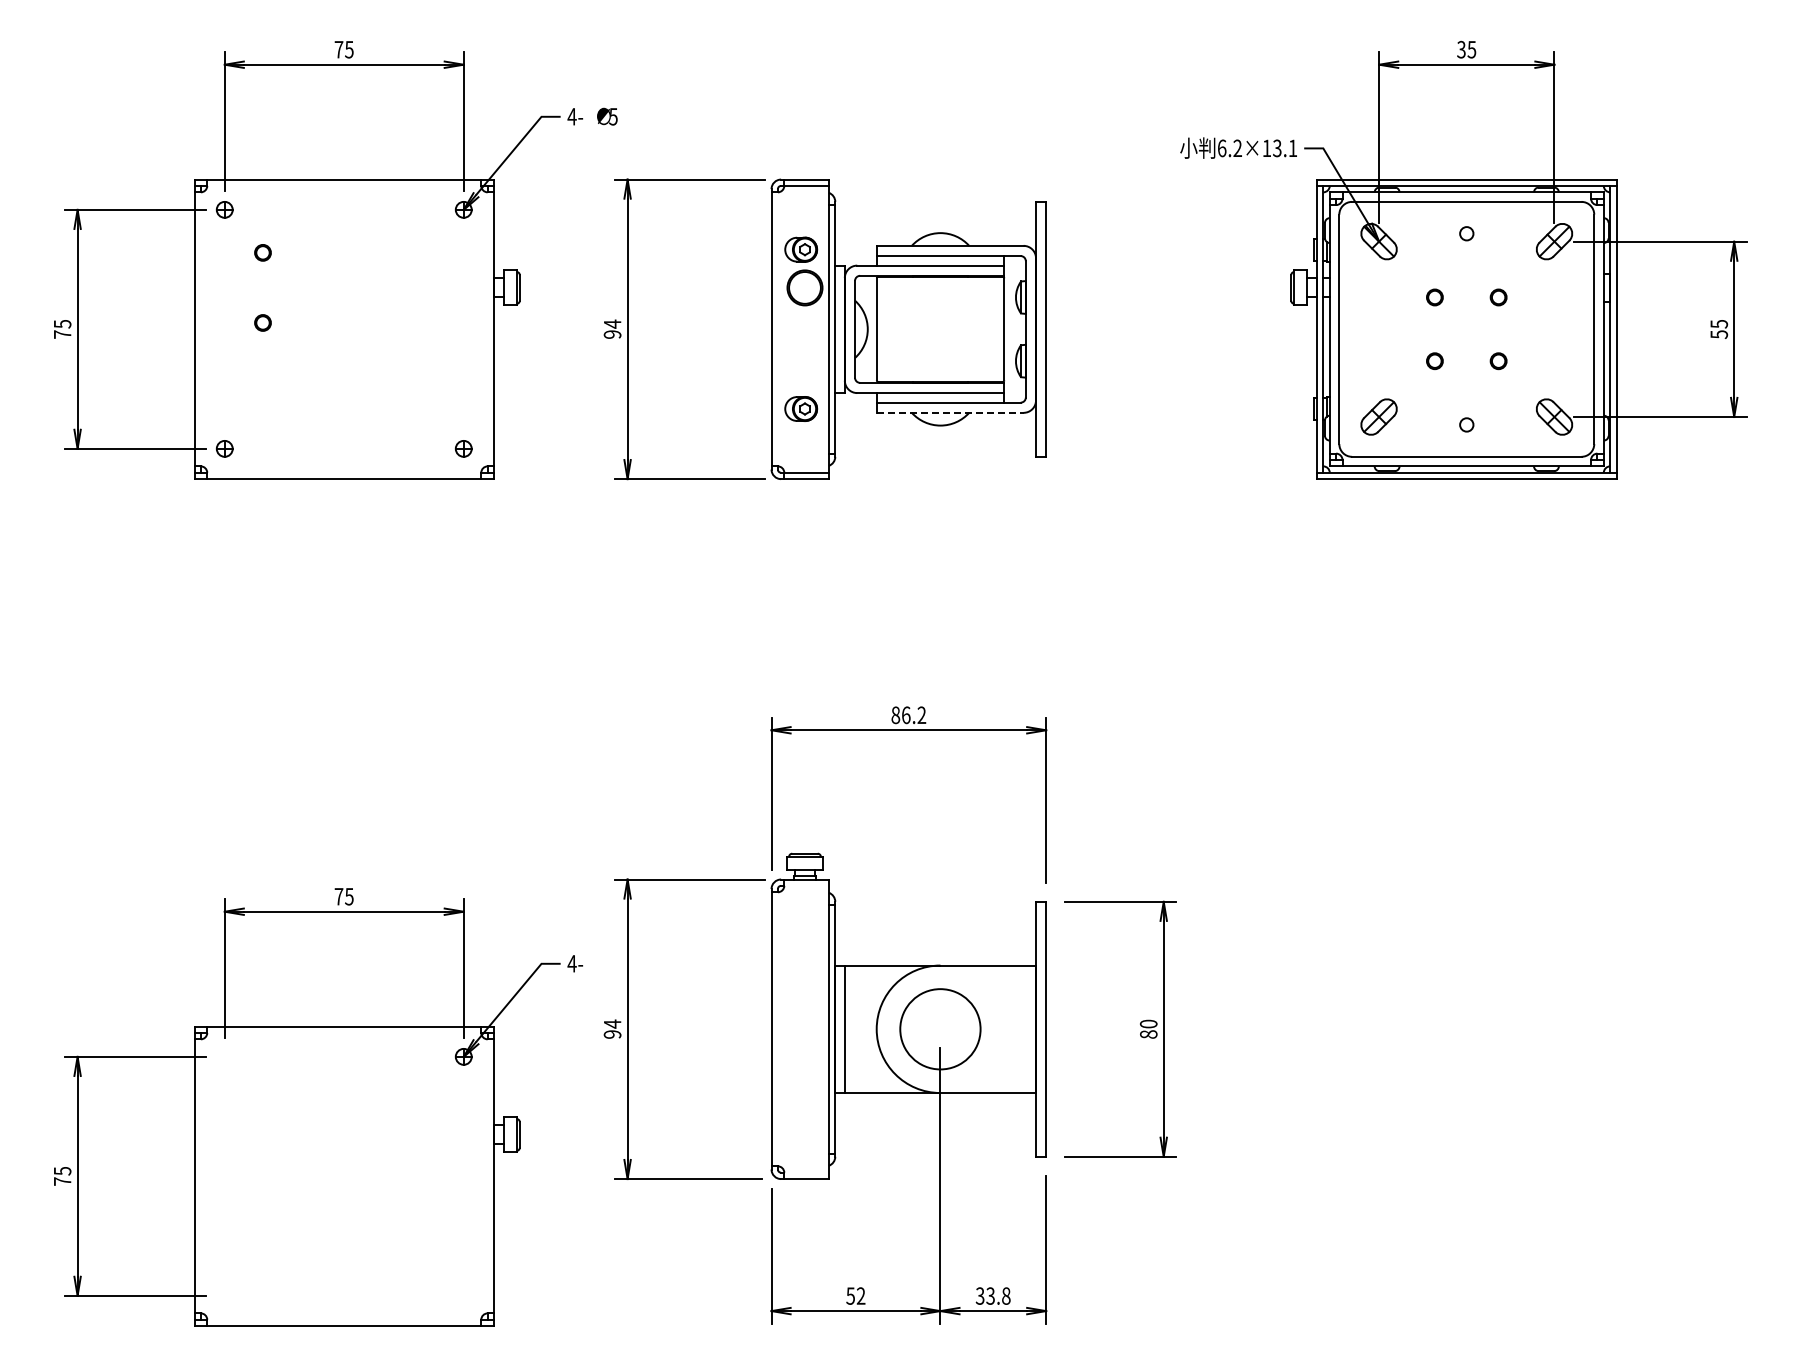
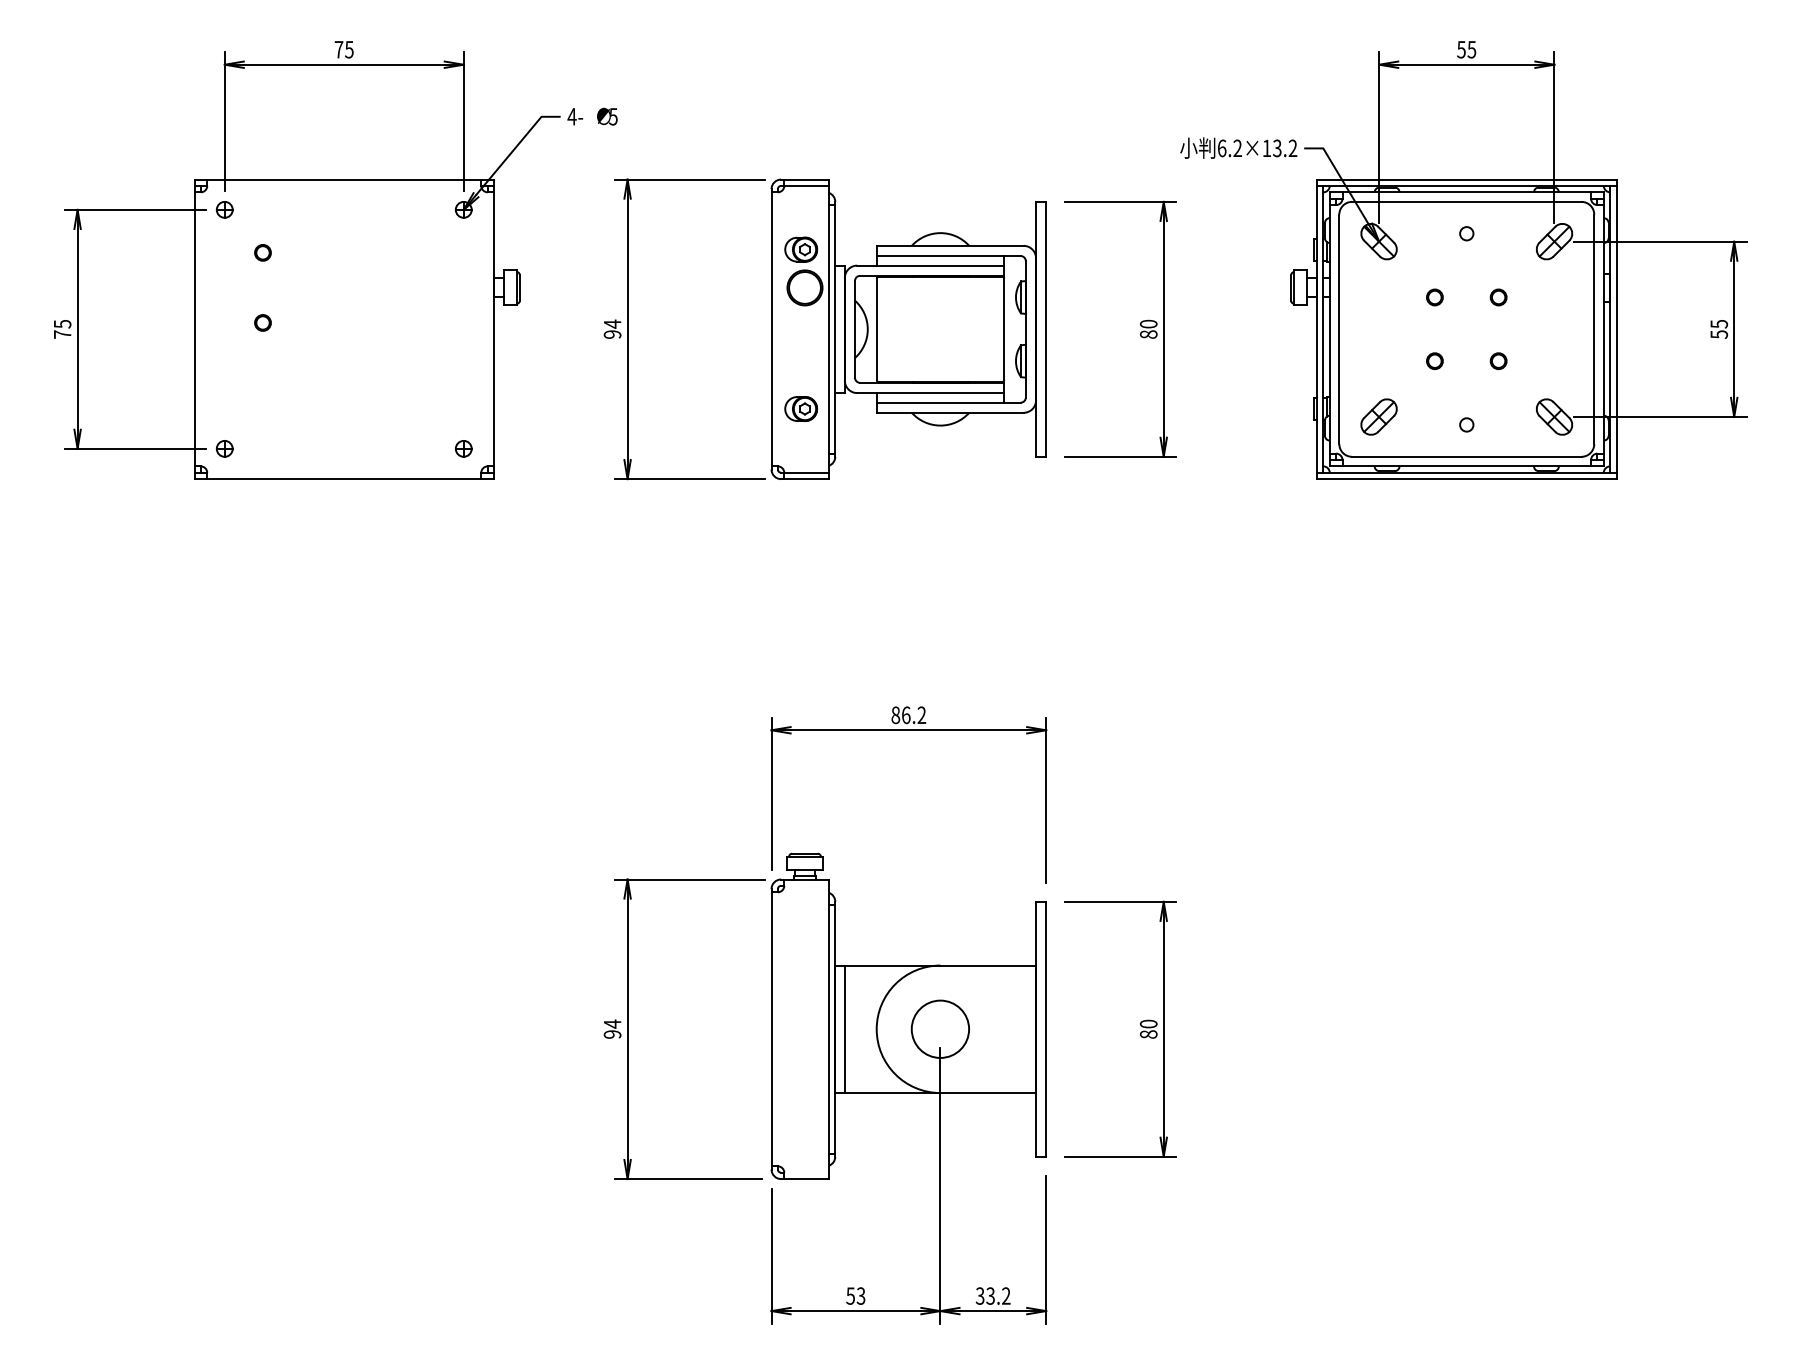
text: 35 -> 55 (1461, 48)
text: 6.2×13.1 -> 6.2×13.2 (1292, 147)
part: none -> present (1140, 326)
line: dashed -> solid (950, 412)
circle diameter: 80 px -> 57 px (940, 1028)
part: present -> none (318, 1107)
text: 33.8 -> 33.2 (1006, 1295)
text: 52 -> 53 (860, 1296)
